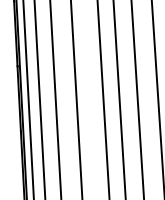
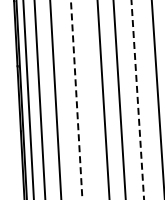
line: solid -> dashed (76, 99)
line: solid -> dashed (137, 99)
